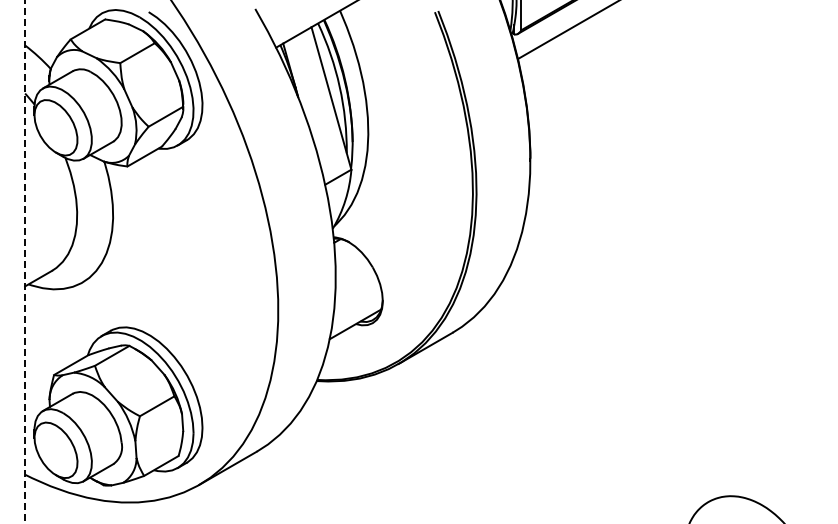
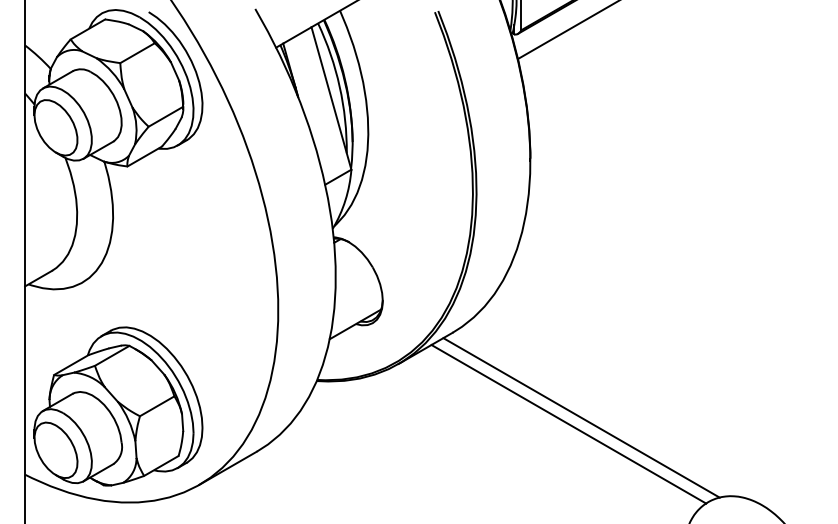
line: dashed -> solid (25, 261)
line: none -> present (581, 417)
line: none -> present (568, 424)
